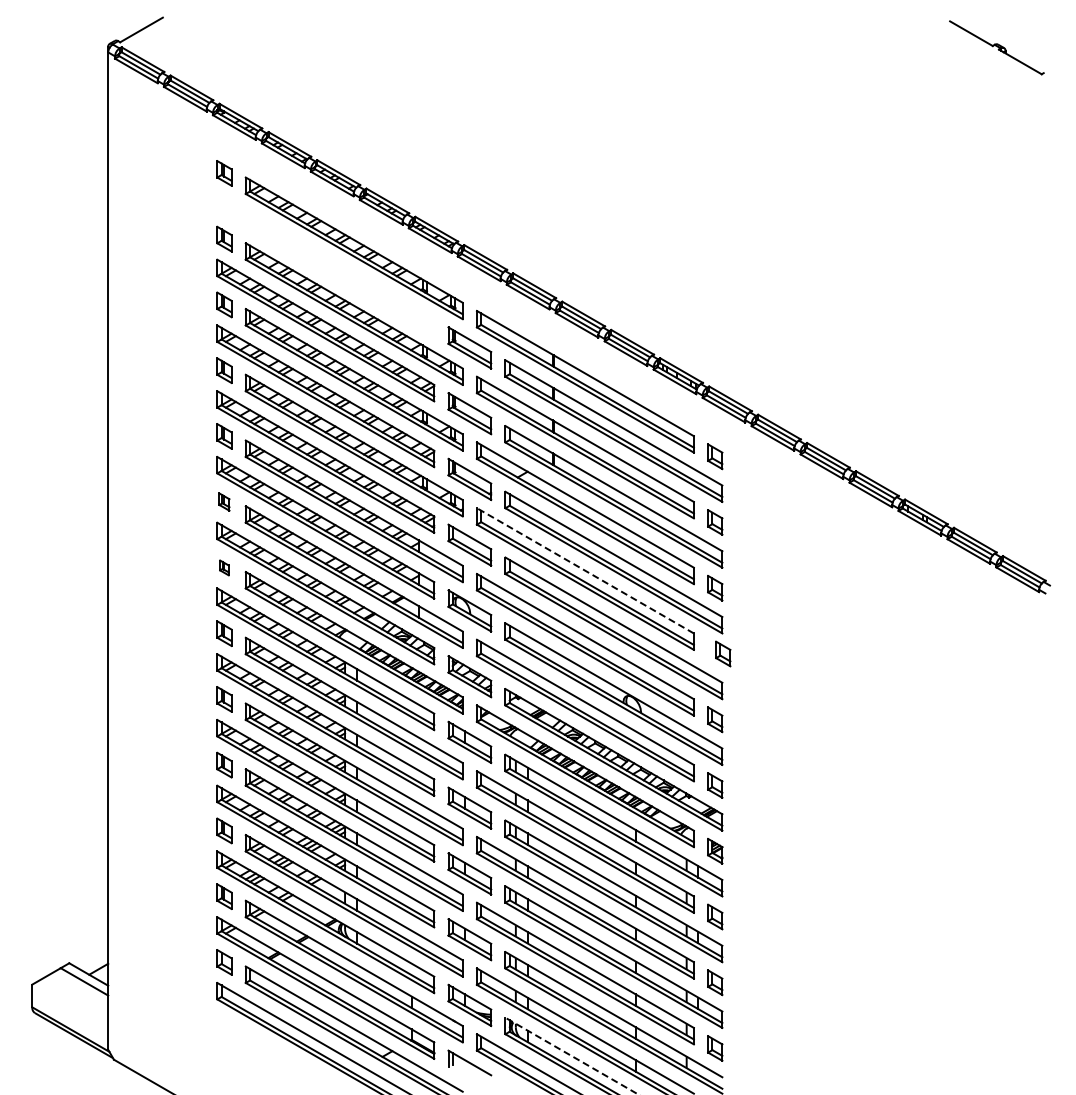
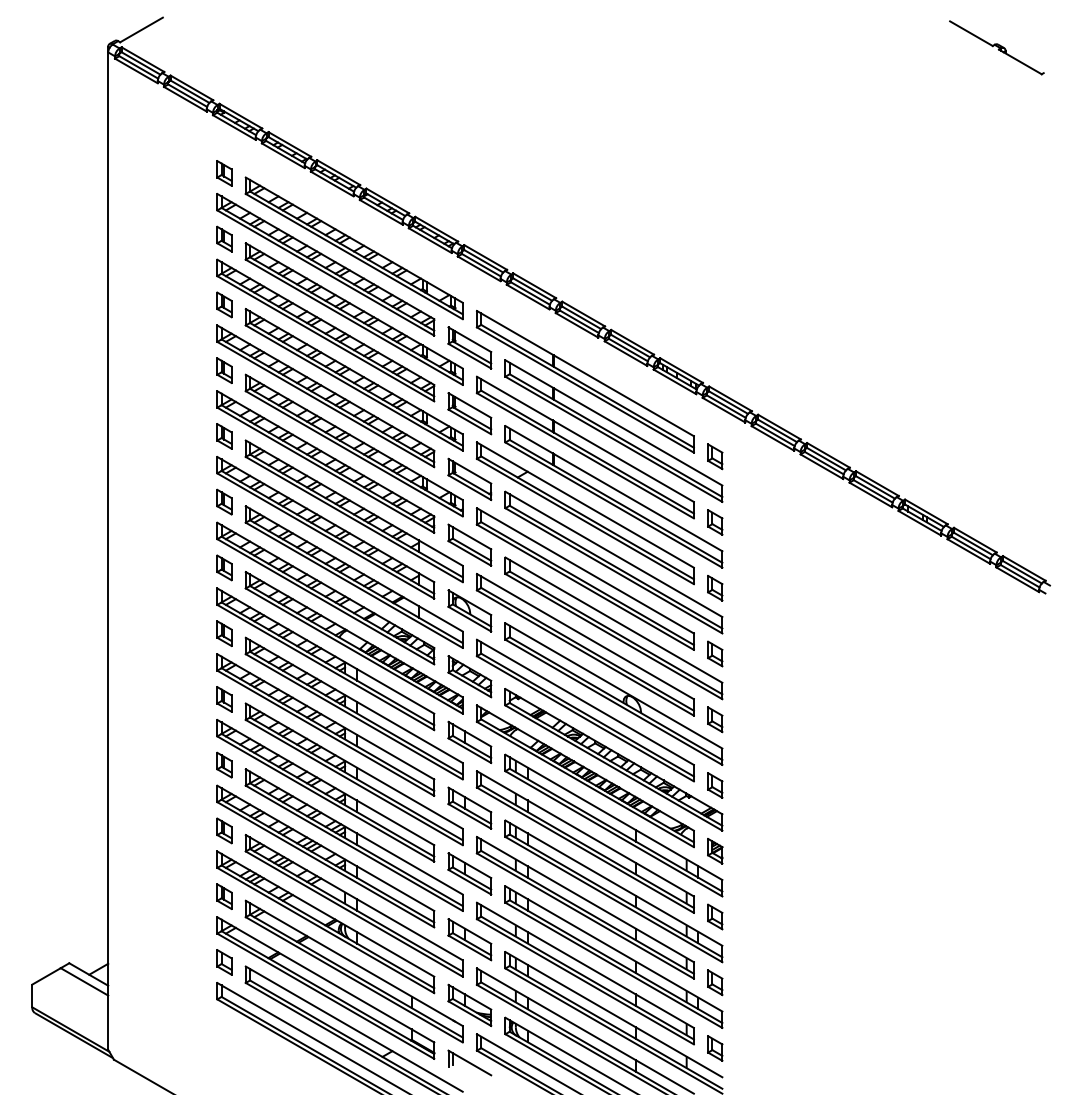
part: none -> present (325, 264)
part size: 13x20 px -> 17x28 px (224, 501)
part size: 11x18 px -> 17x28 px (224, 567)
line: dashed -> solid (585, 570)
part position: (723, 653) -> (715, 653) (715, 653)
line: dashed -> solid (572, 1056)
